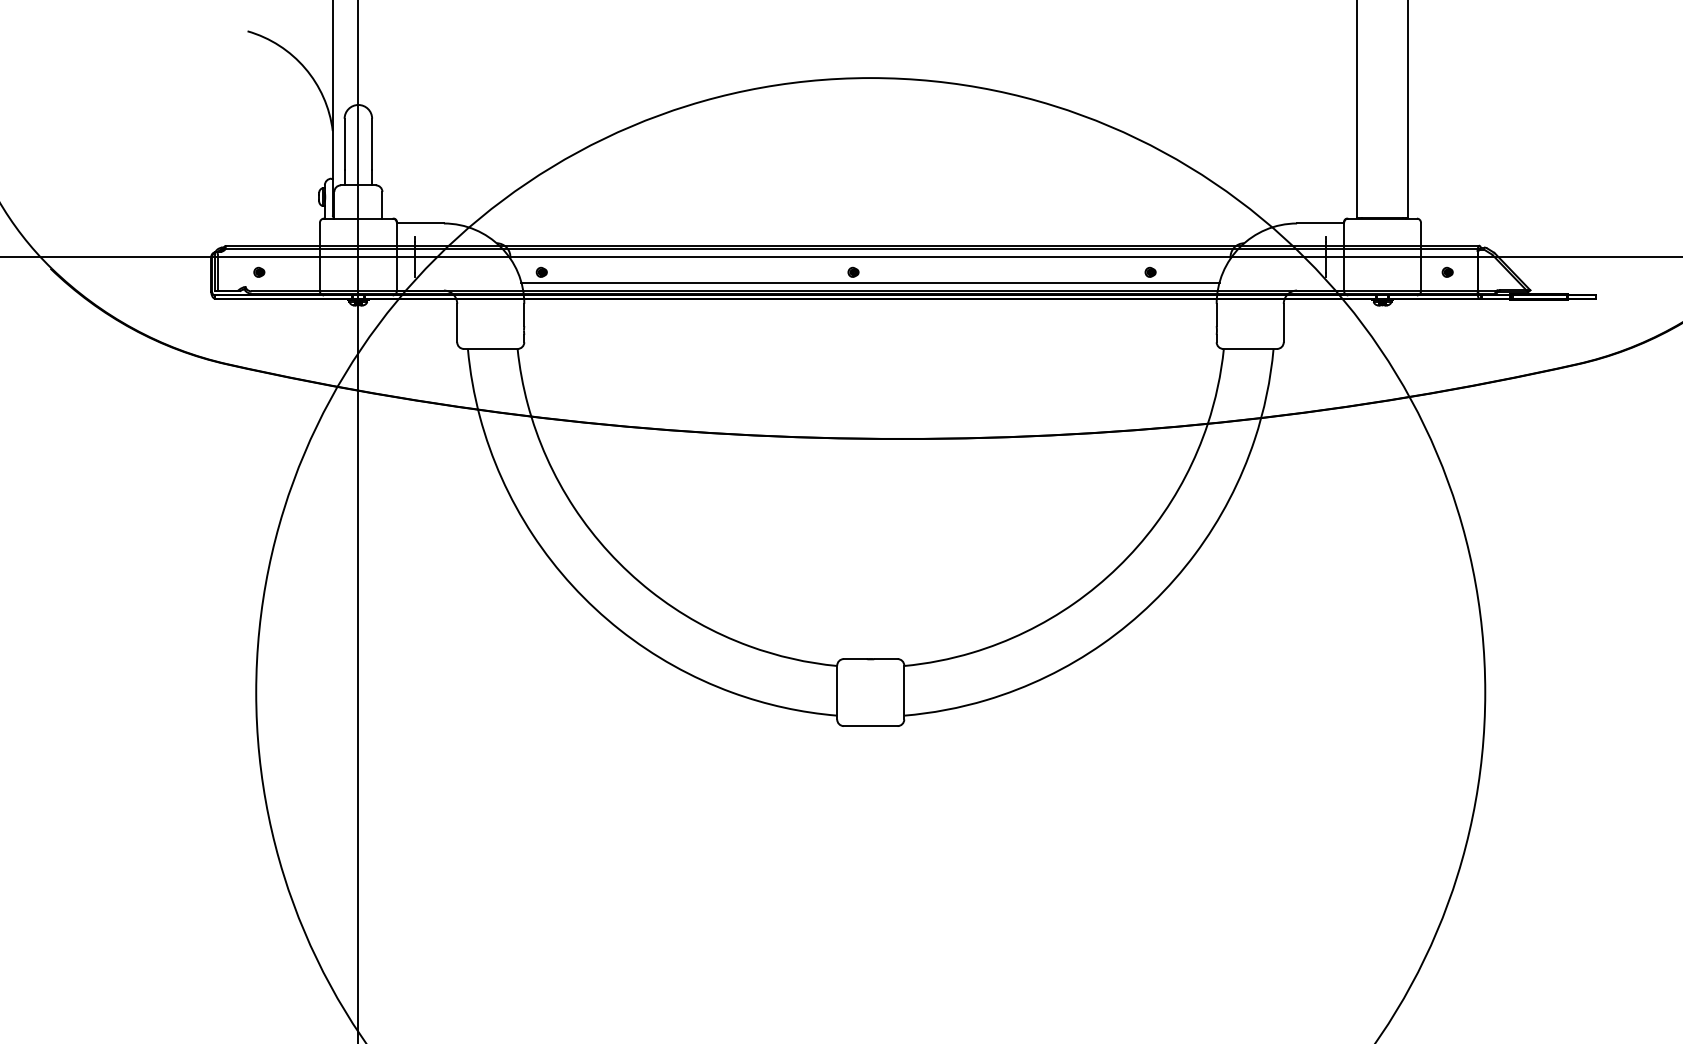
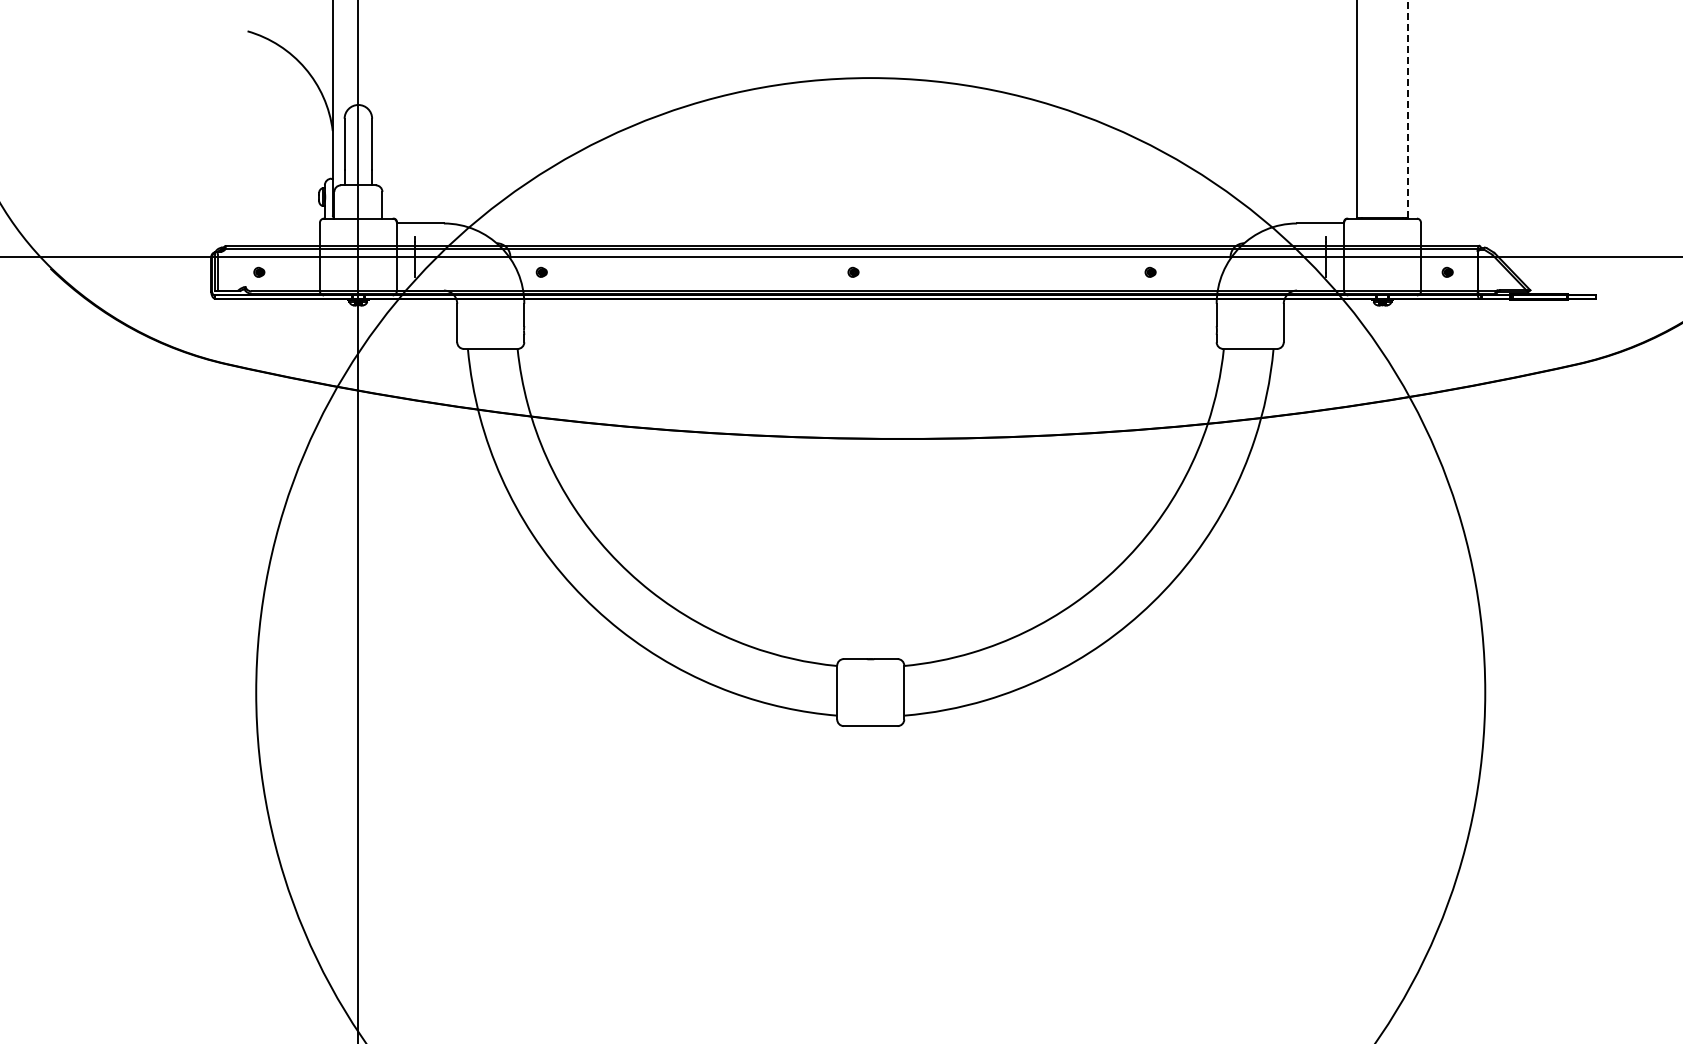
line: solid -> dashed (1408, 108)
line: present -> none (870, 282)
